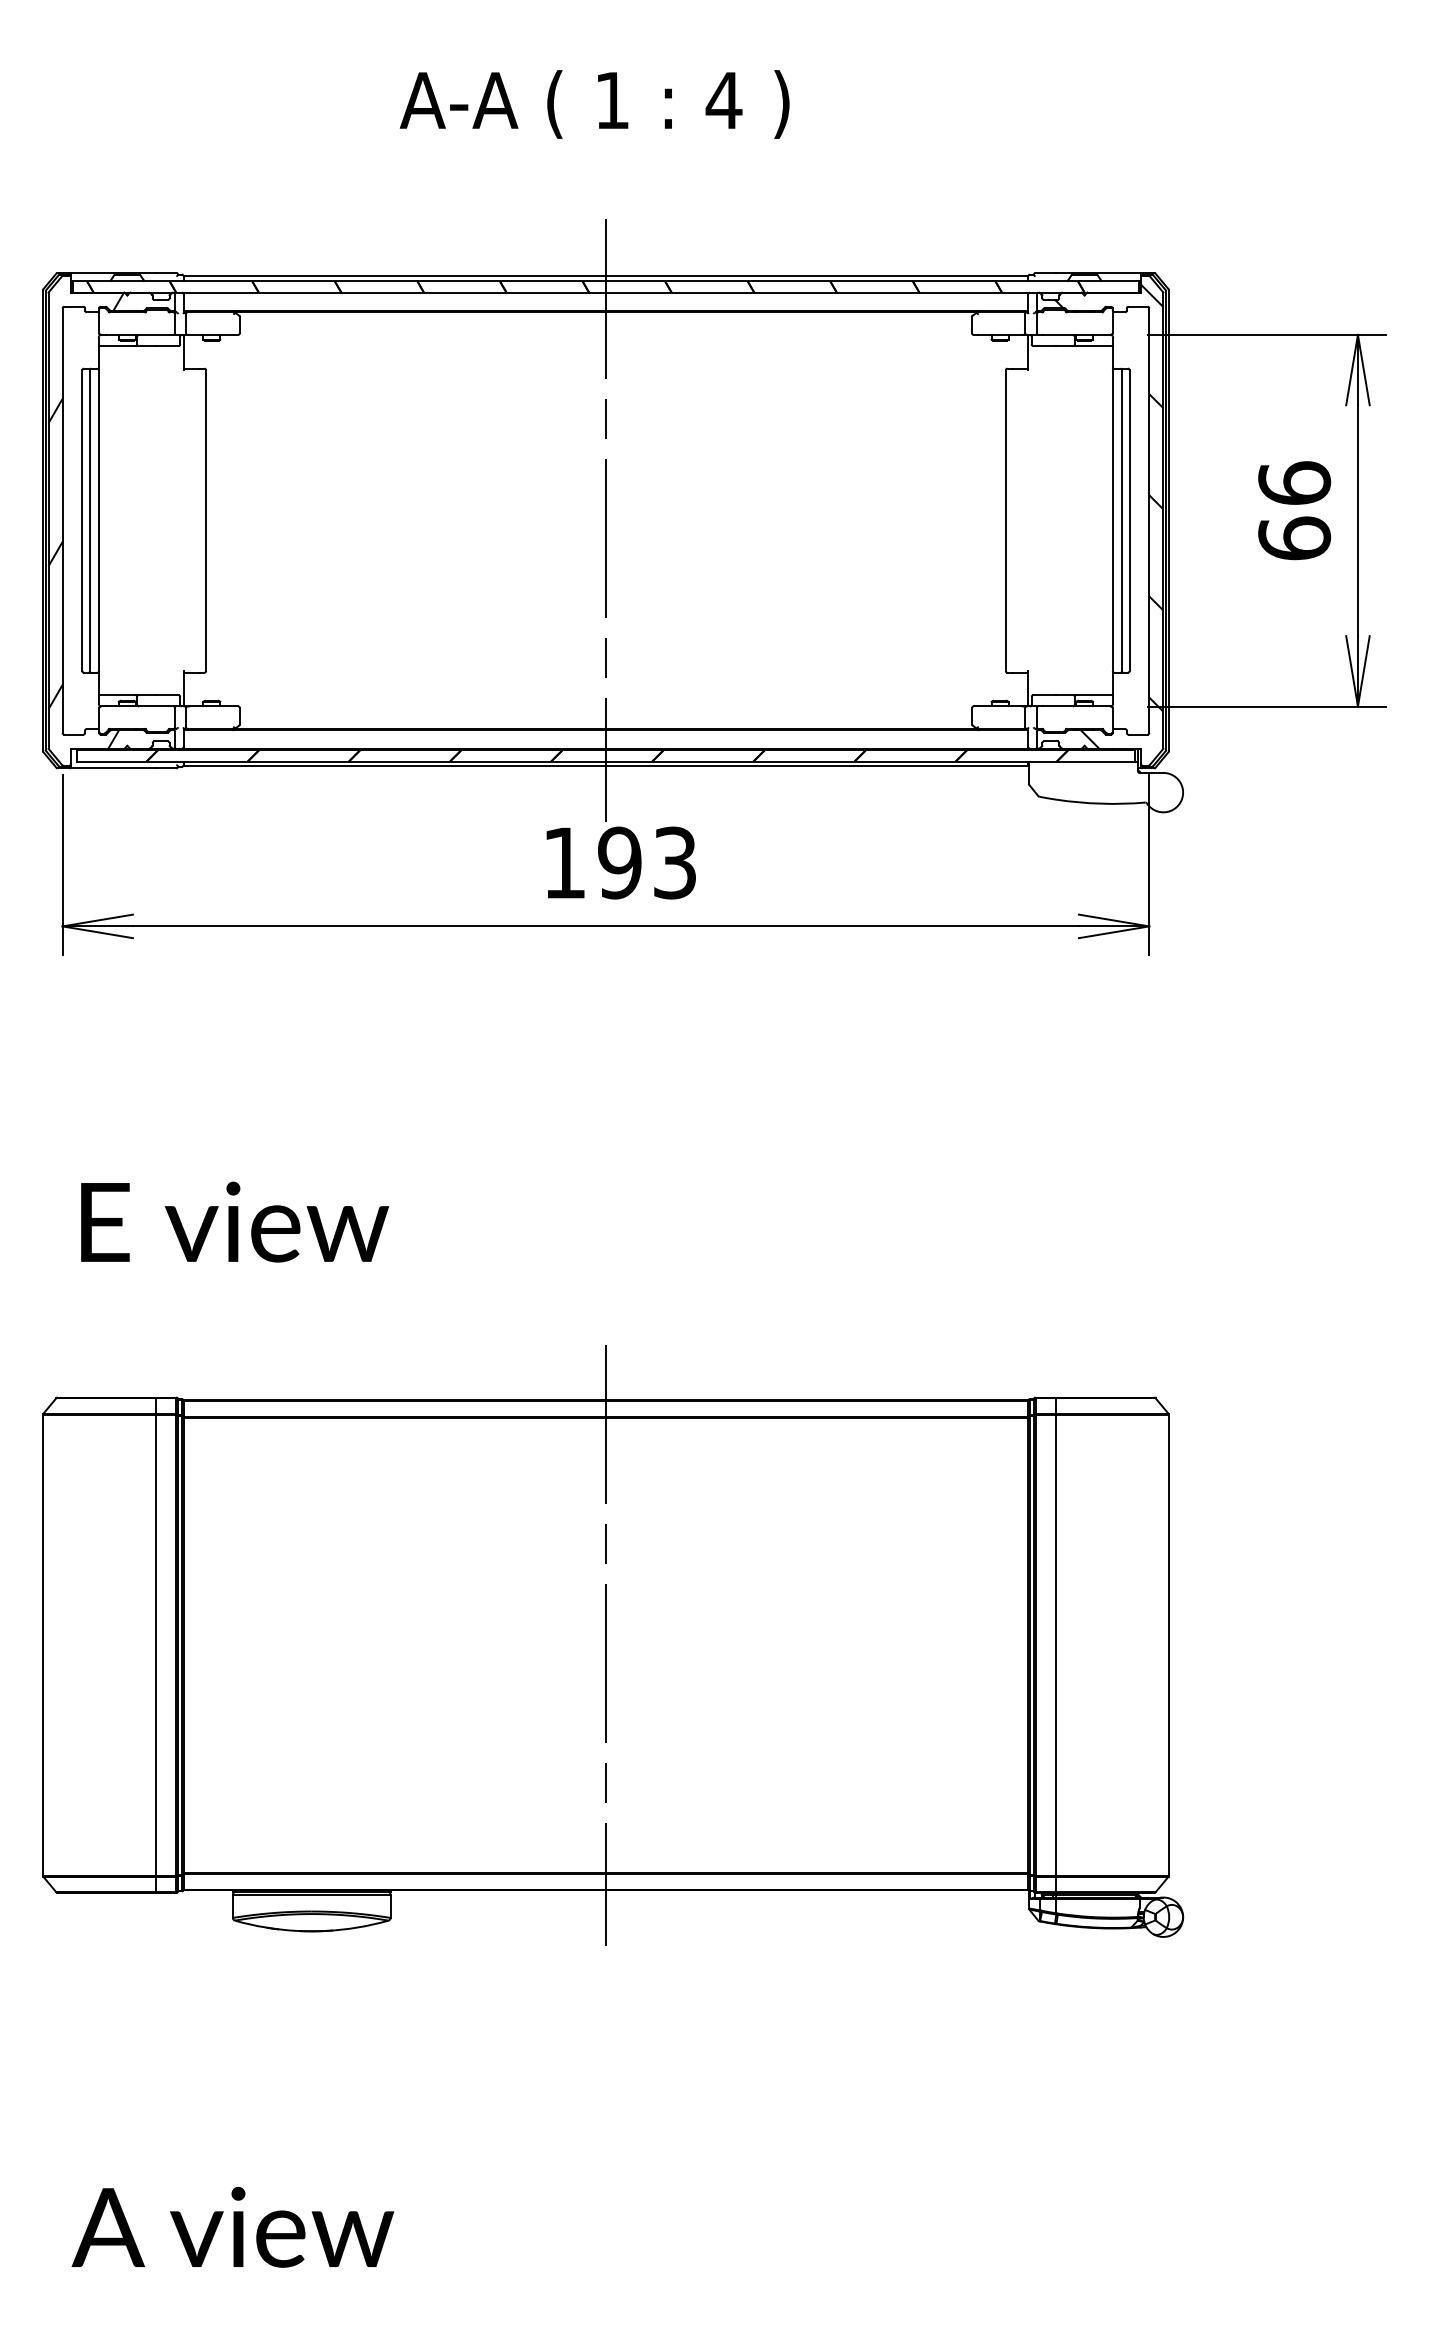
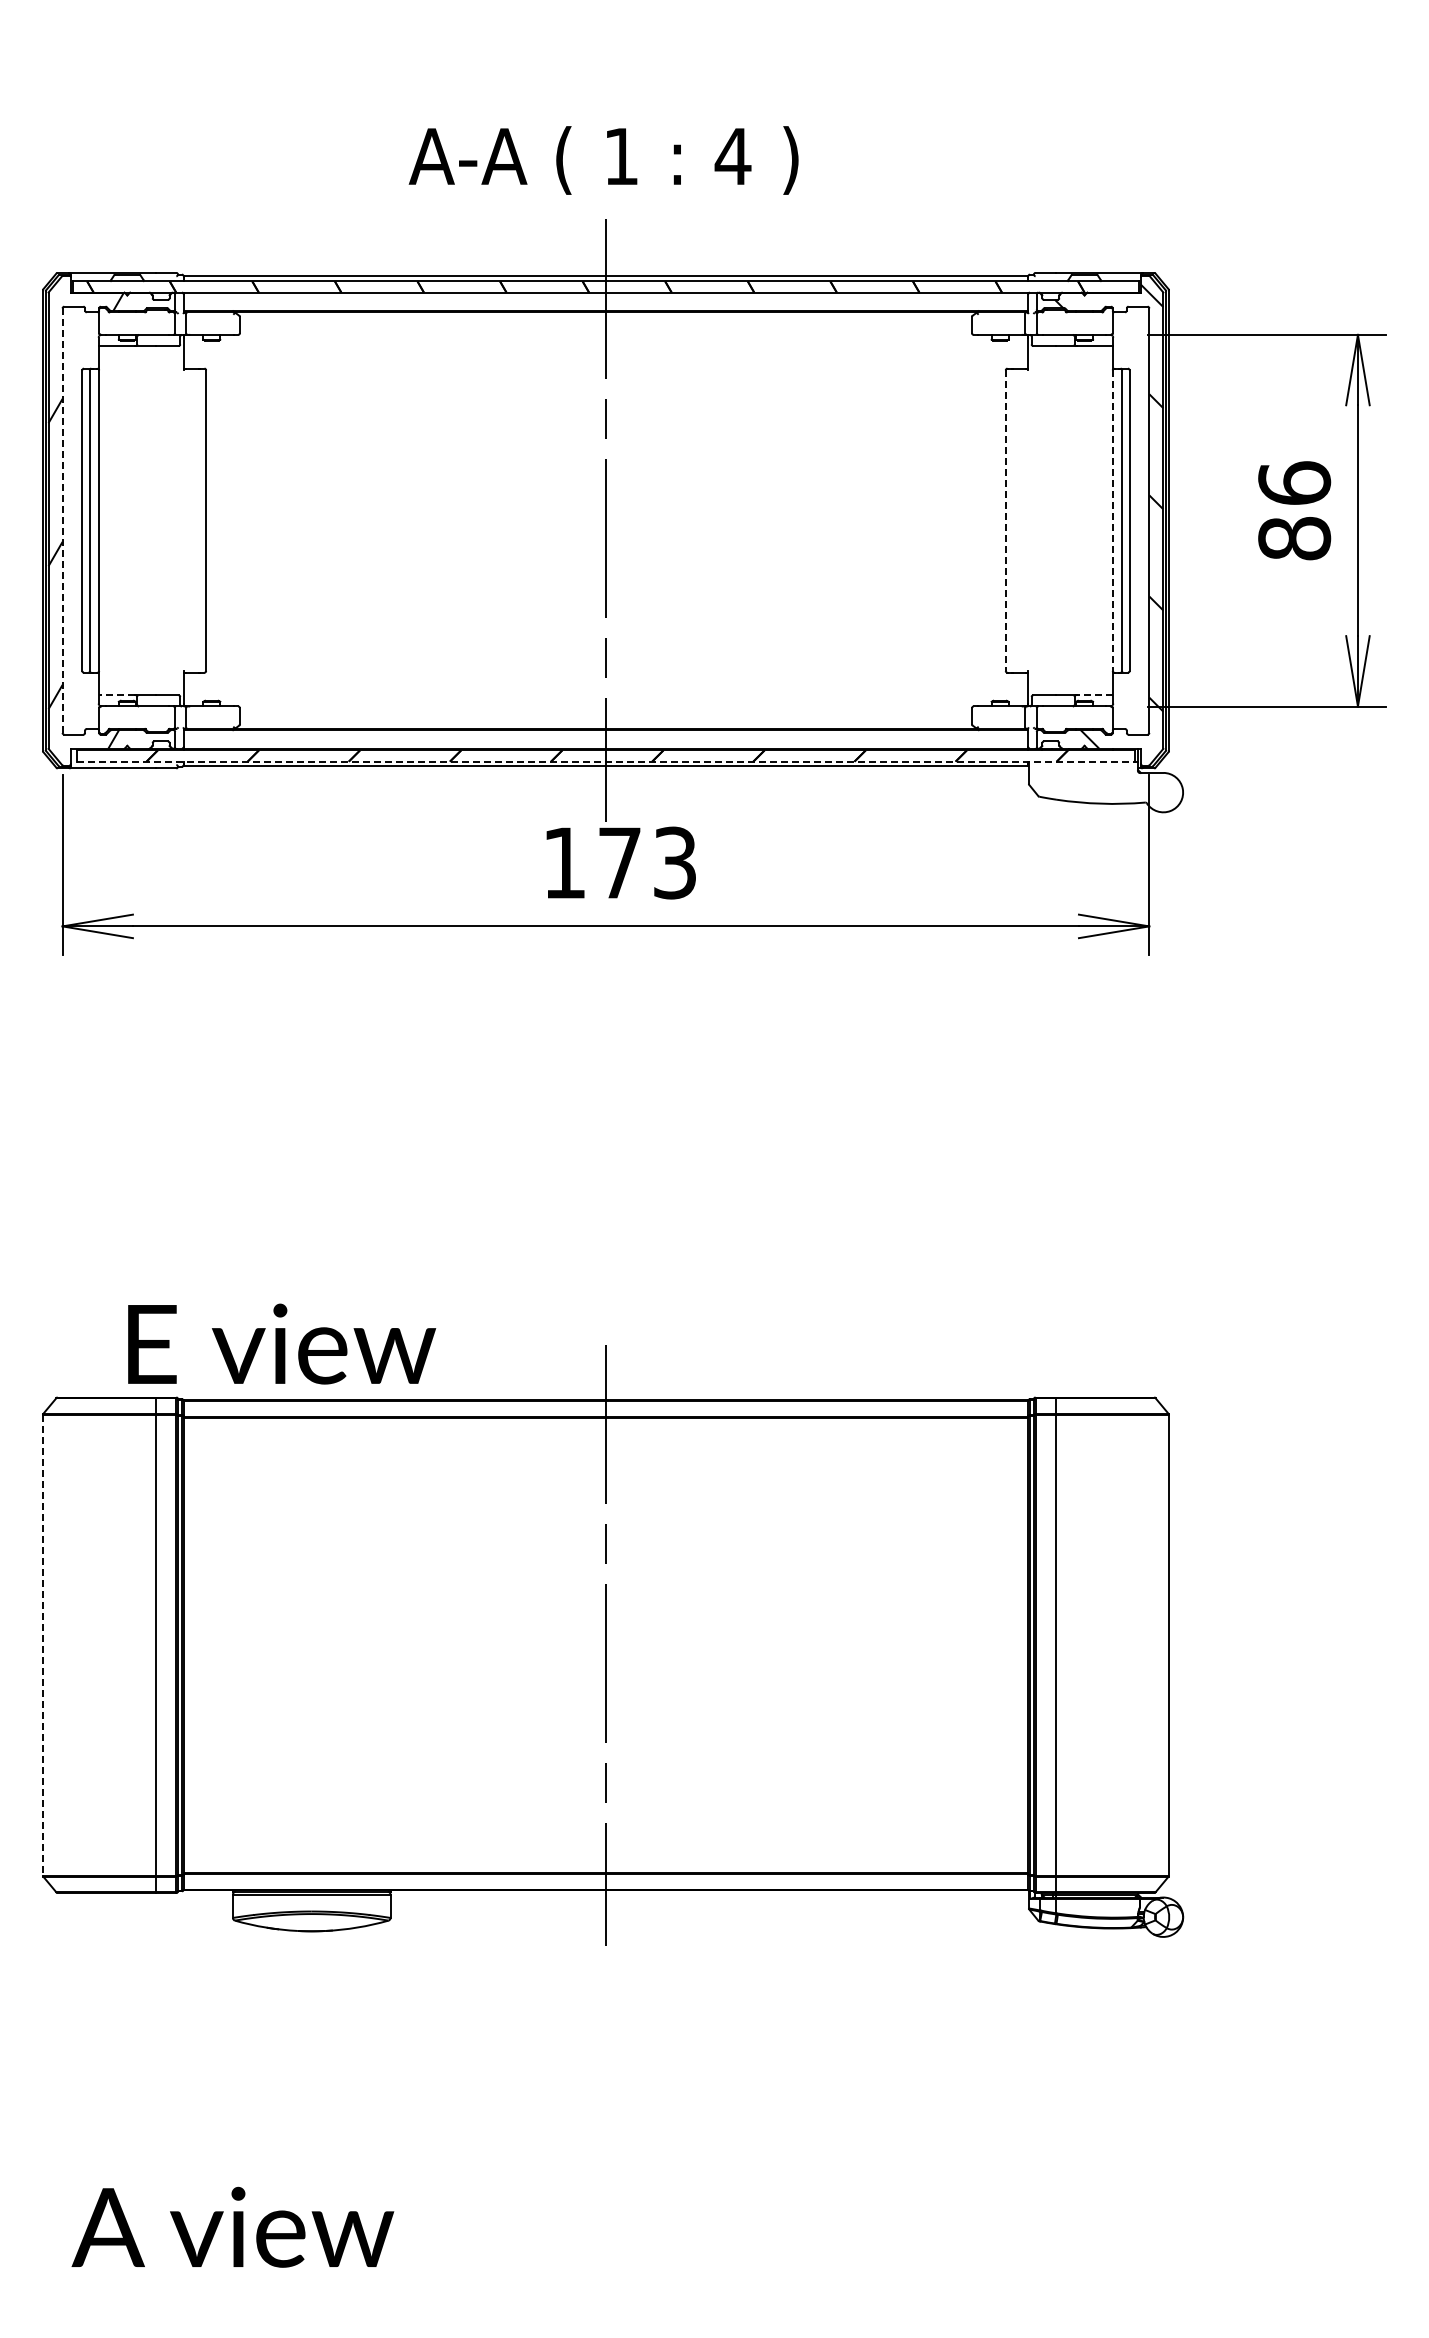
text position: (594, 104) -> (603, 160) (603, 160)
line: solid -> dashed (62, 520)
line: solid -> dashed (1005, 521)
line: solid -> dashed (1112, 521)
text: 66 -> 86 (1294, 538)
line: solid -> dashed (116, 695)
line: solid -> dashed (1094, 695)
line: solid -> dashed (606, 761)
text: 193 -> 173 (619, 862)
text position: (235, 1221) -> (282, 1343) (282, 1343)
line: solid -> dashed (42, 1645)
